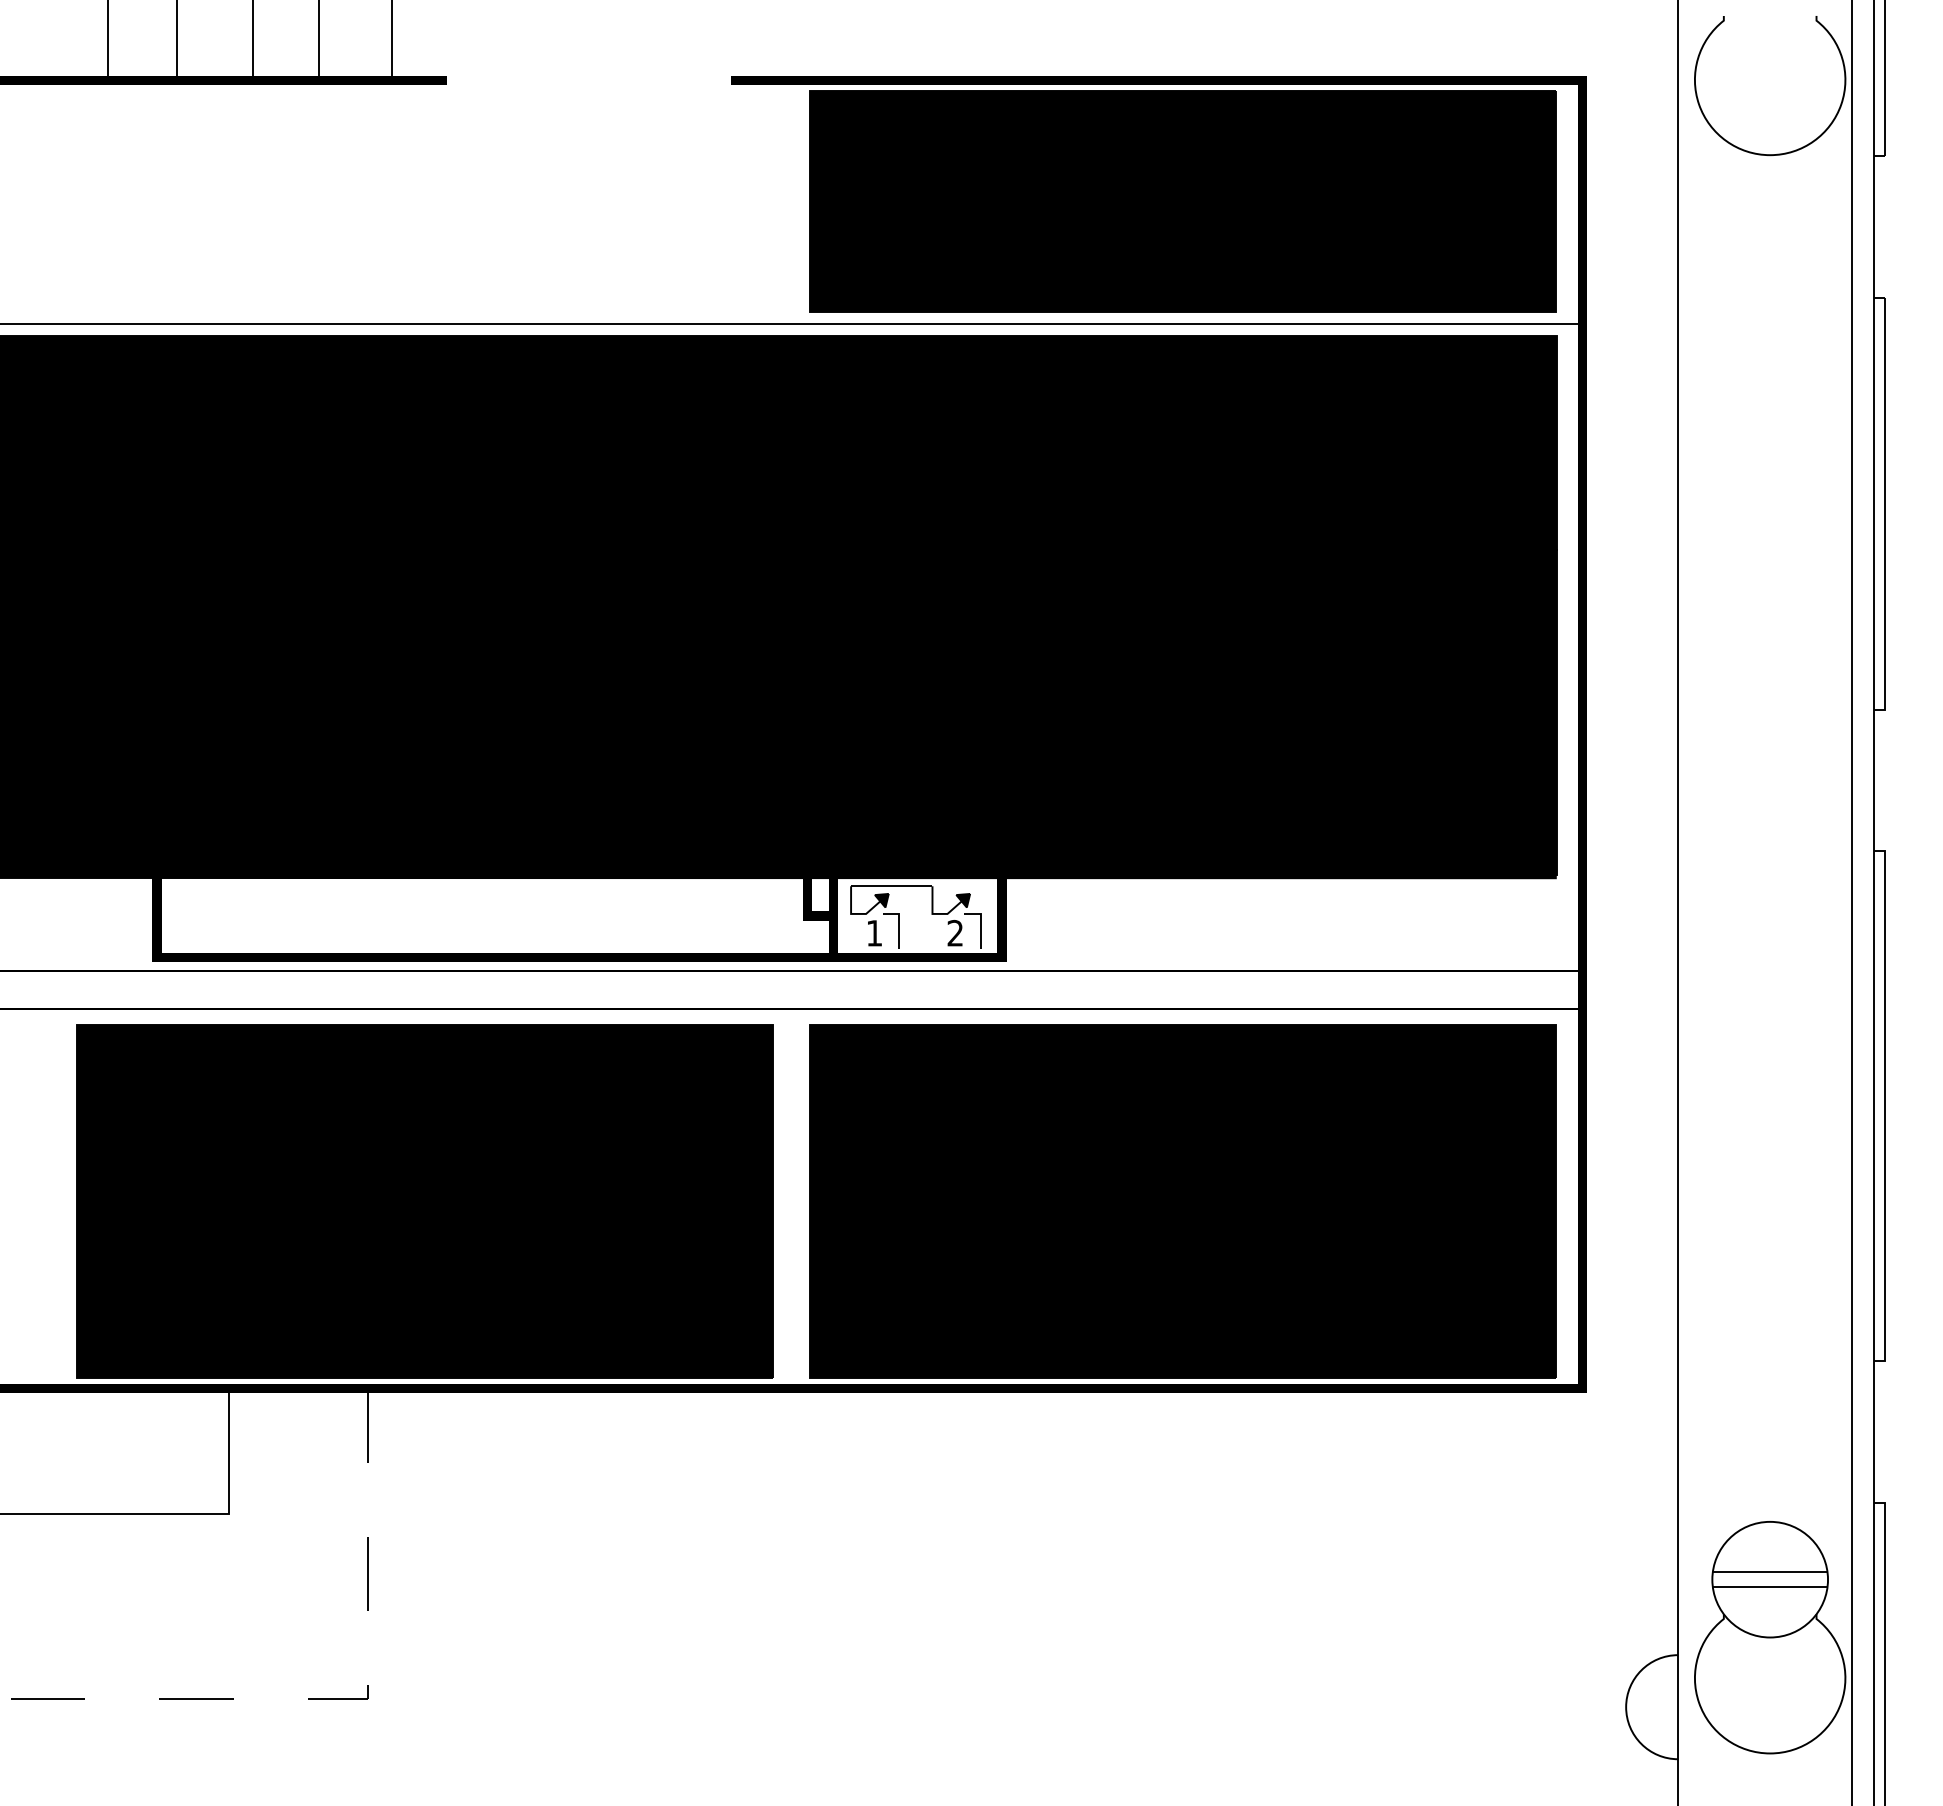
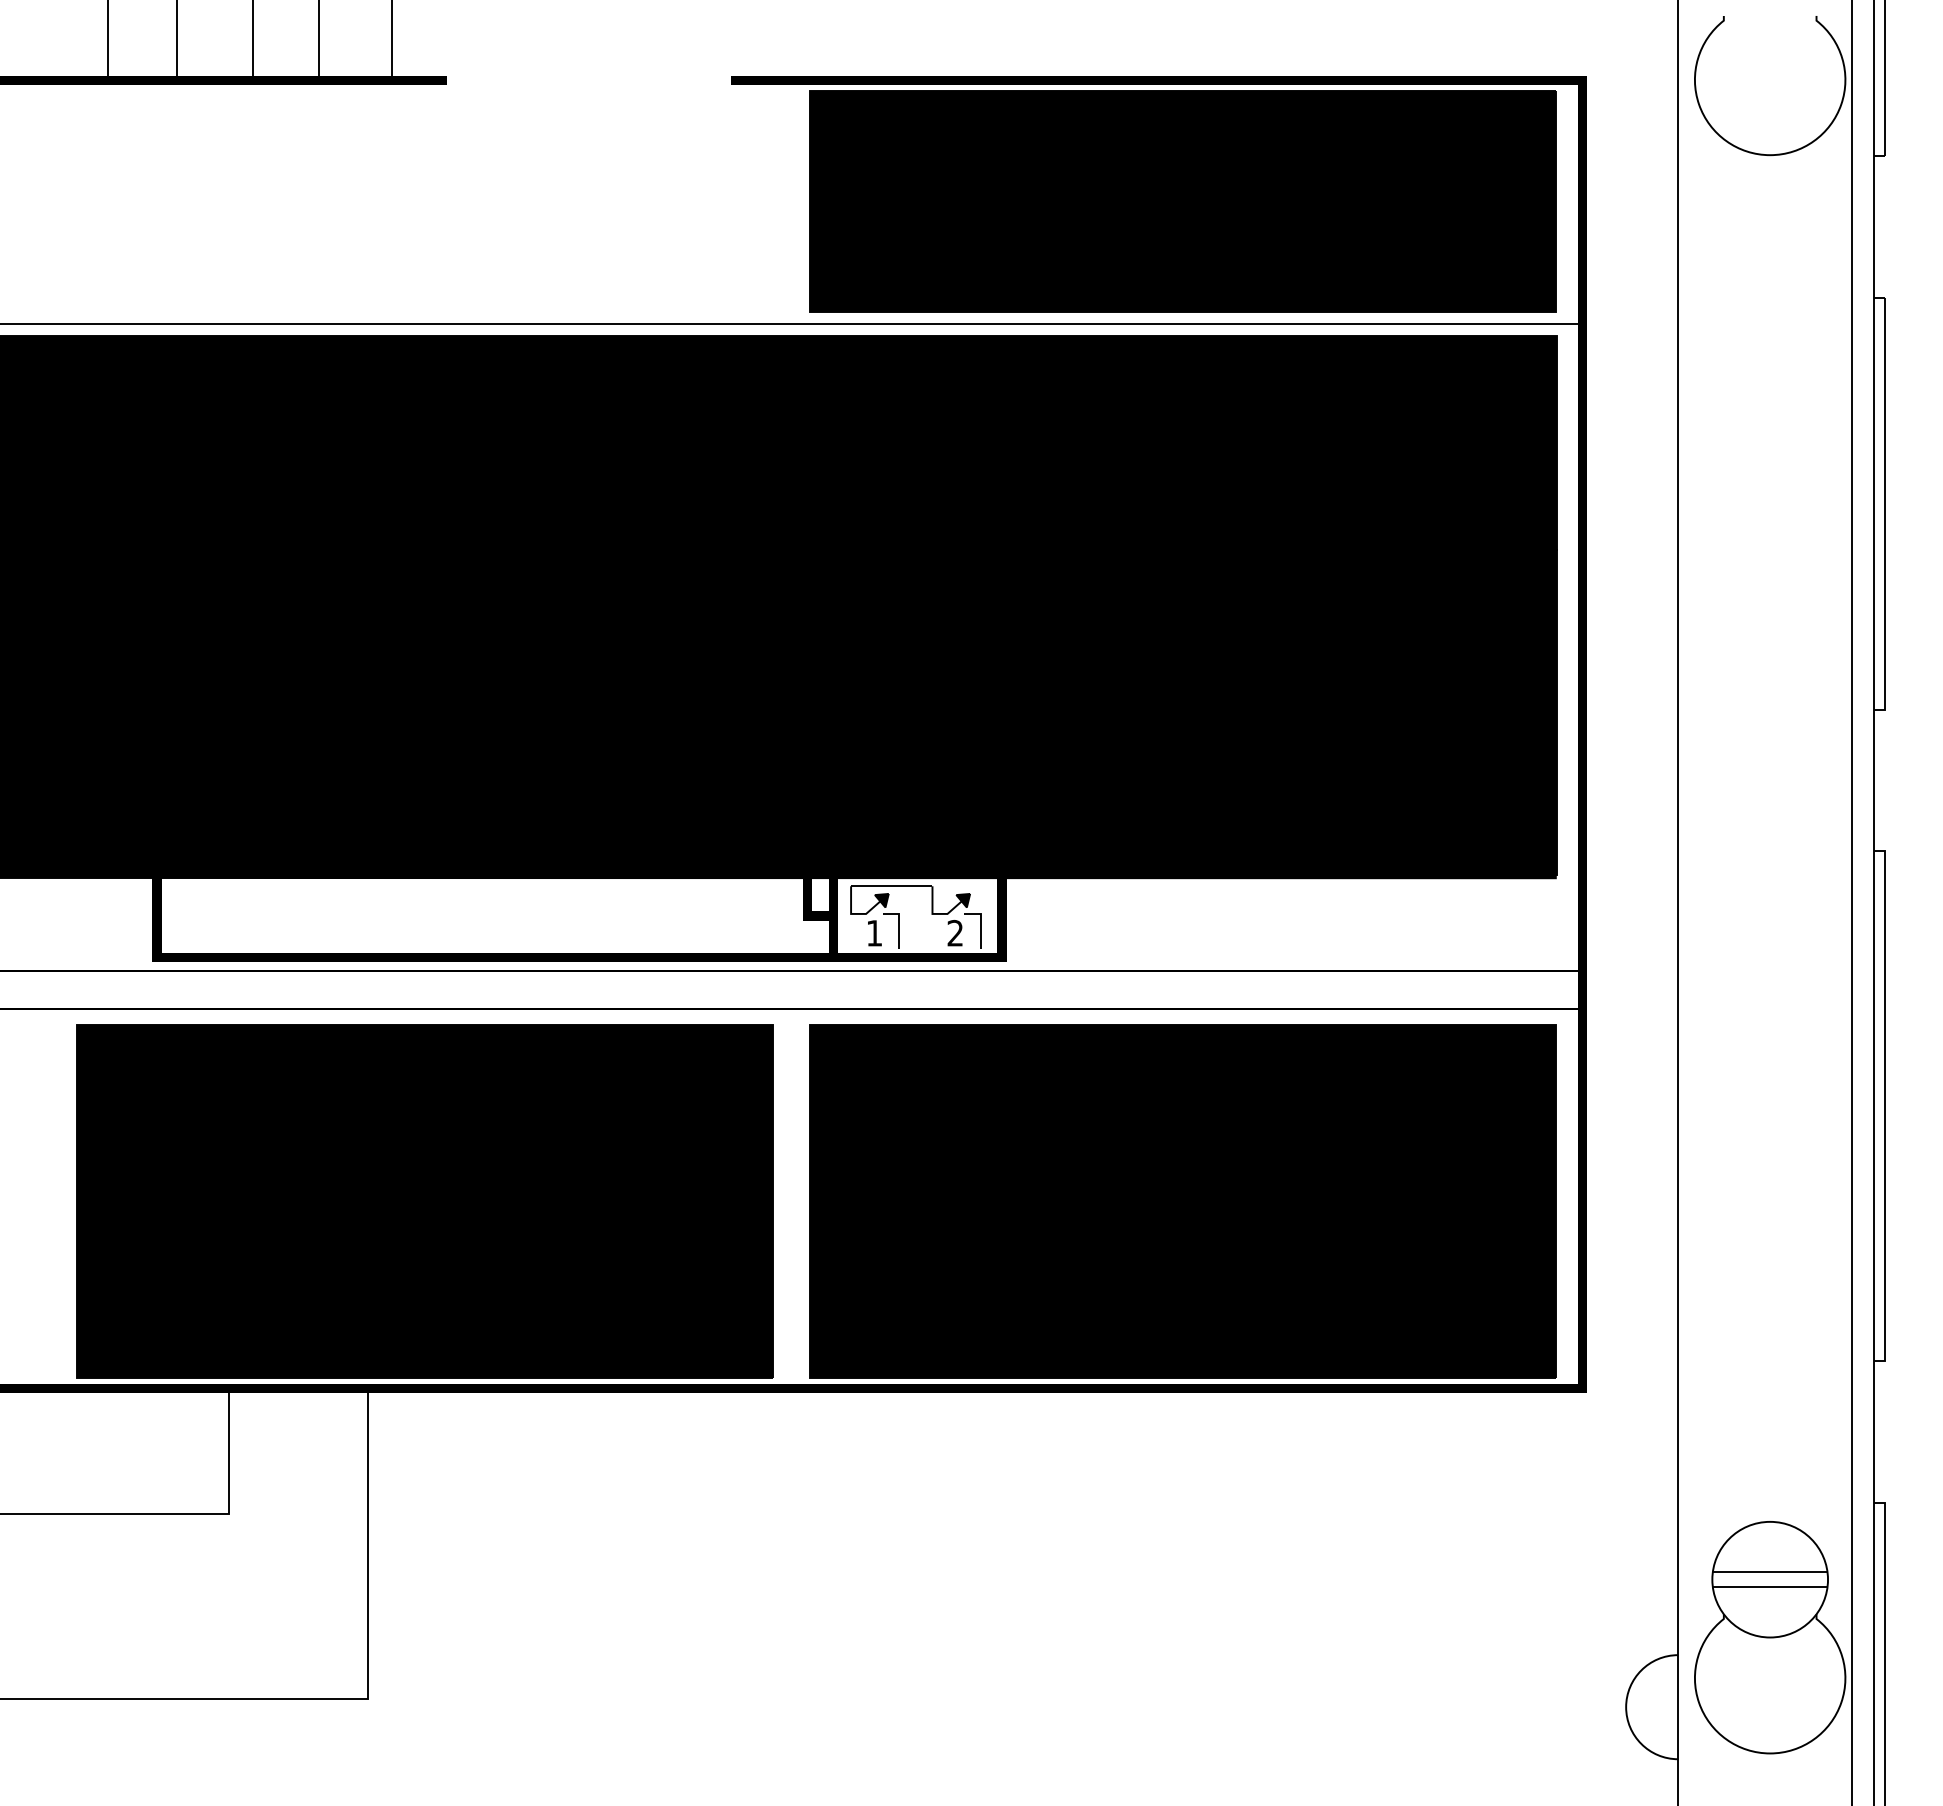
line: dashed -> solid (339, 1699)
